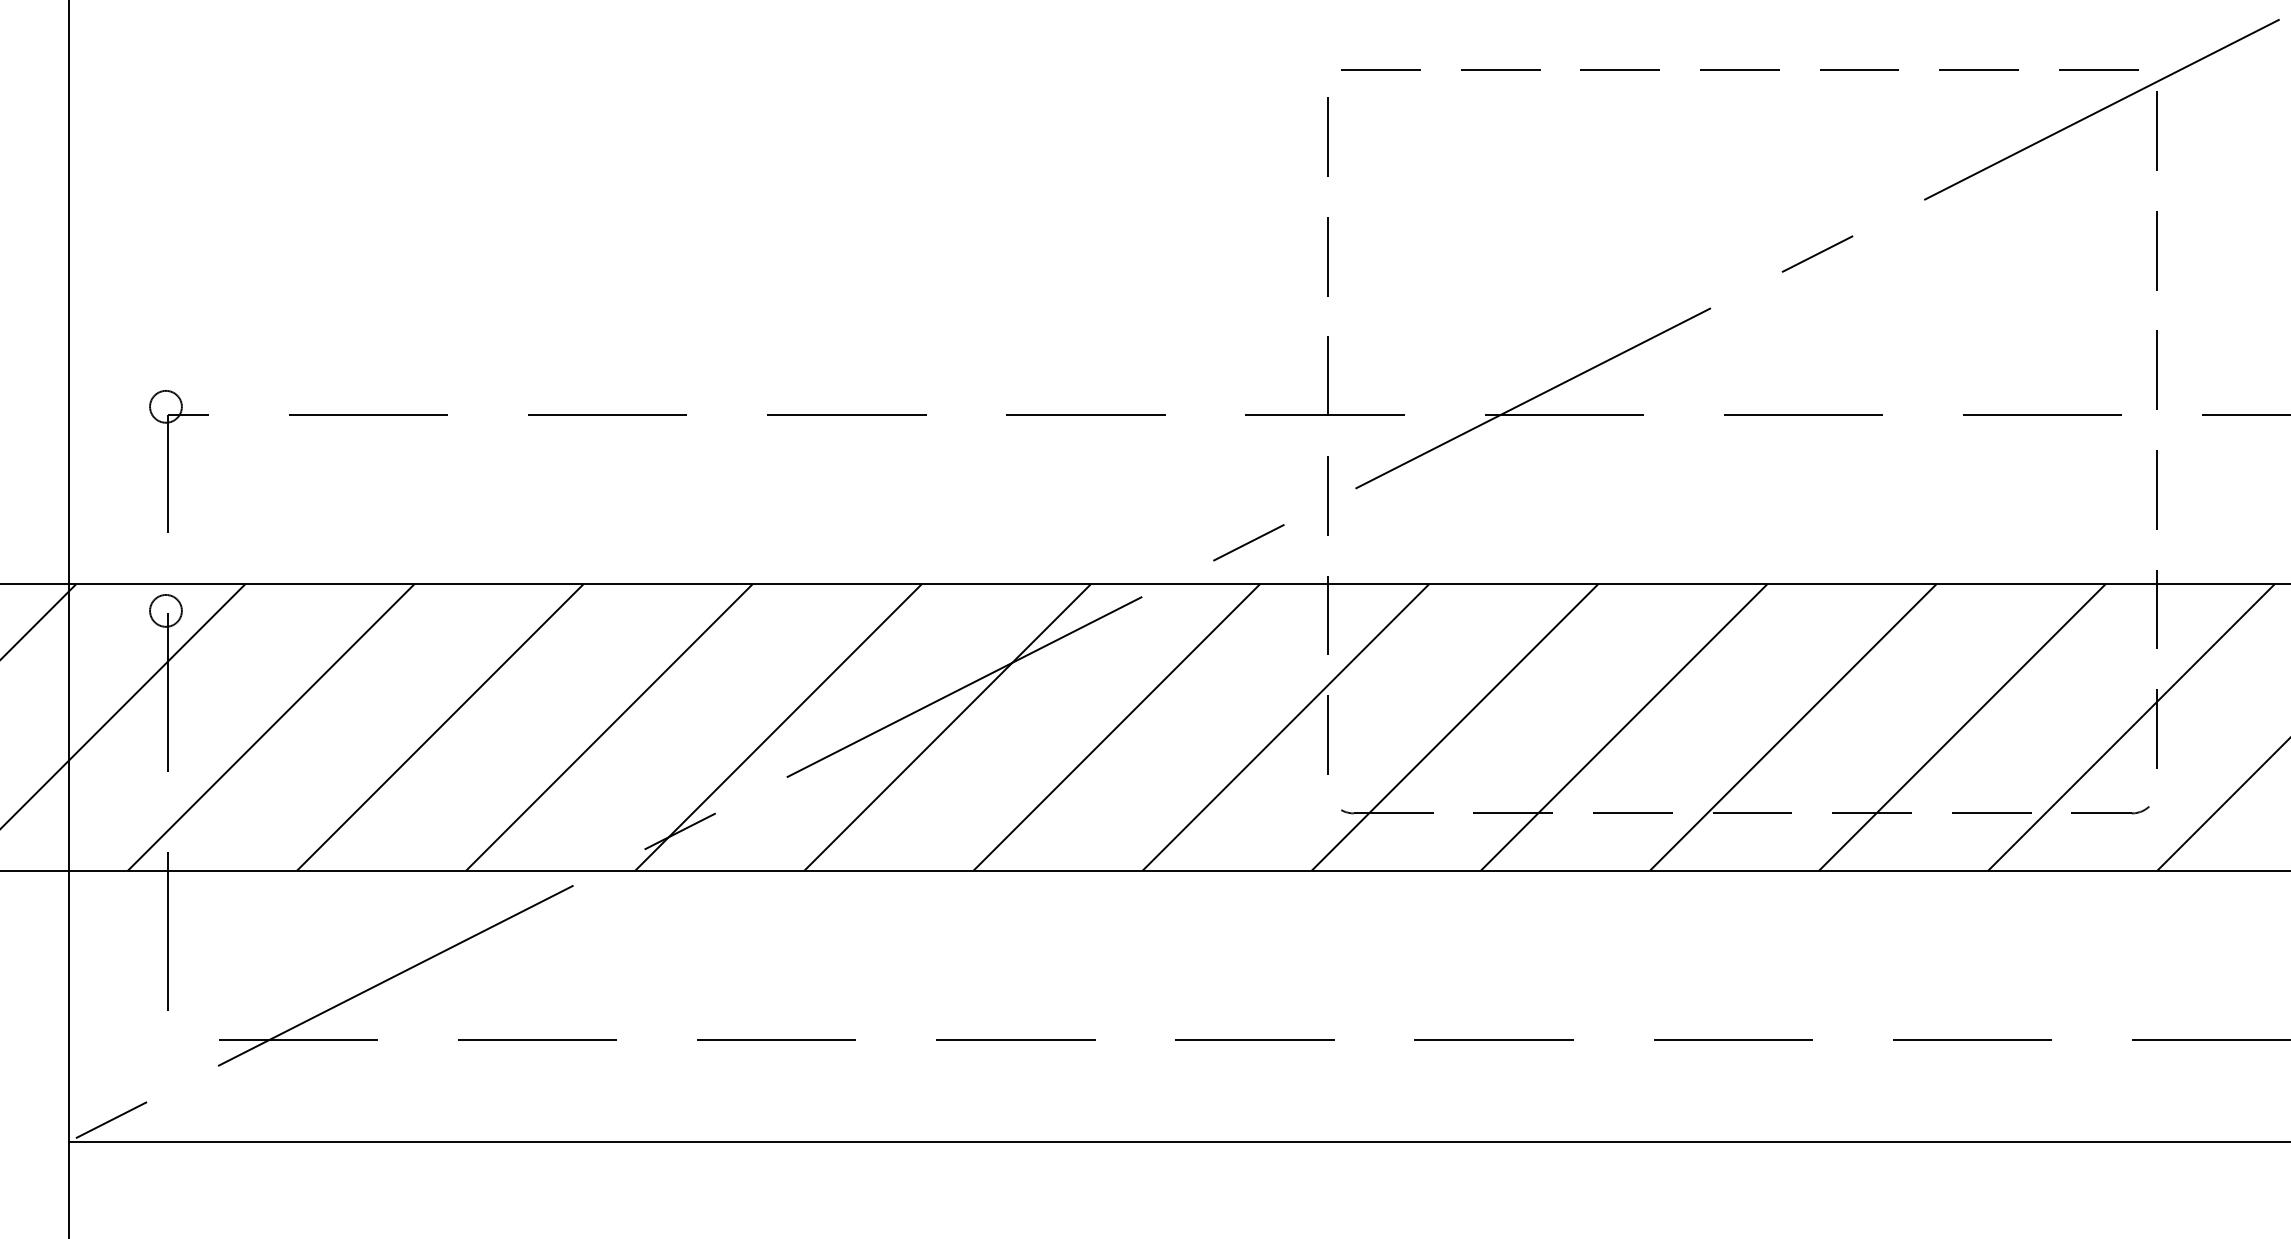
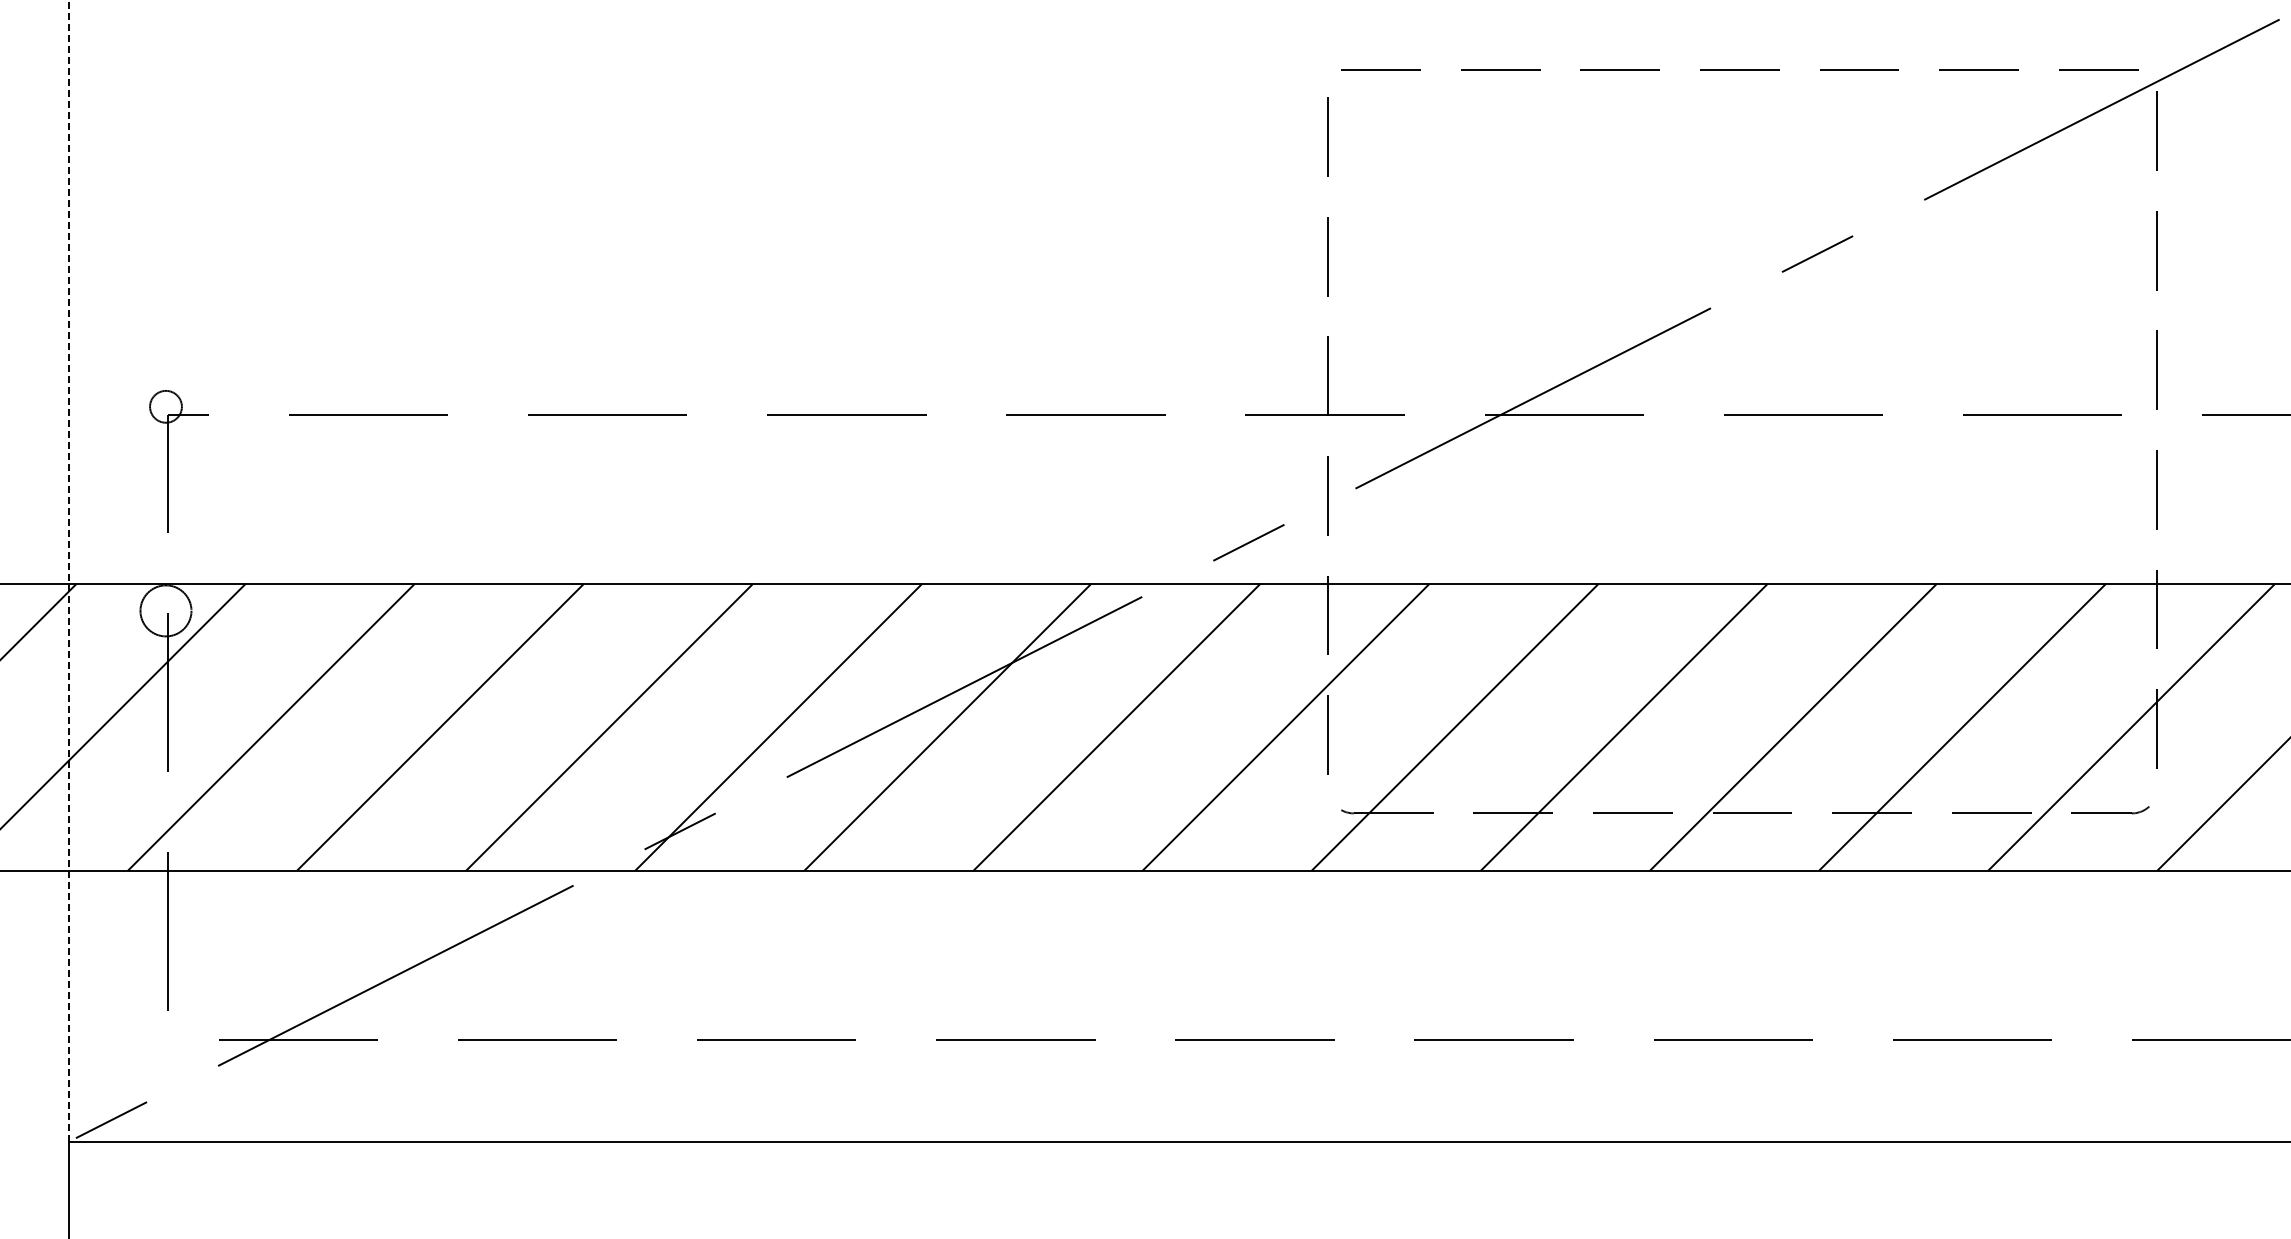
line: solid -> dashed (68, 571)
circle diameter: 32 px -> 51 px (165, 610)
